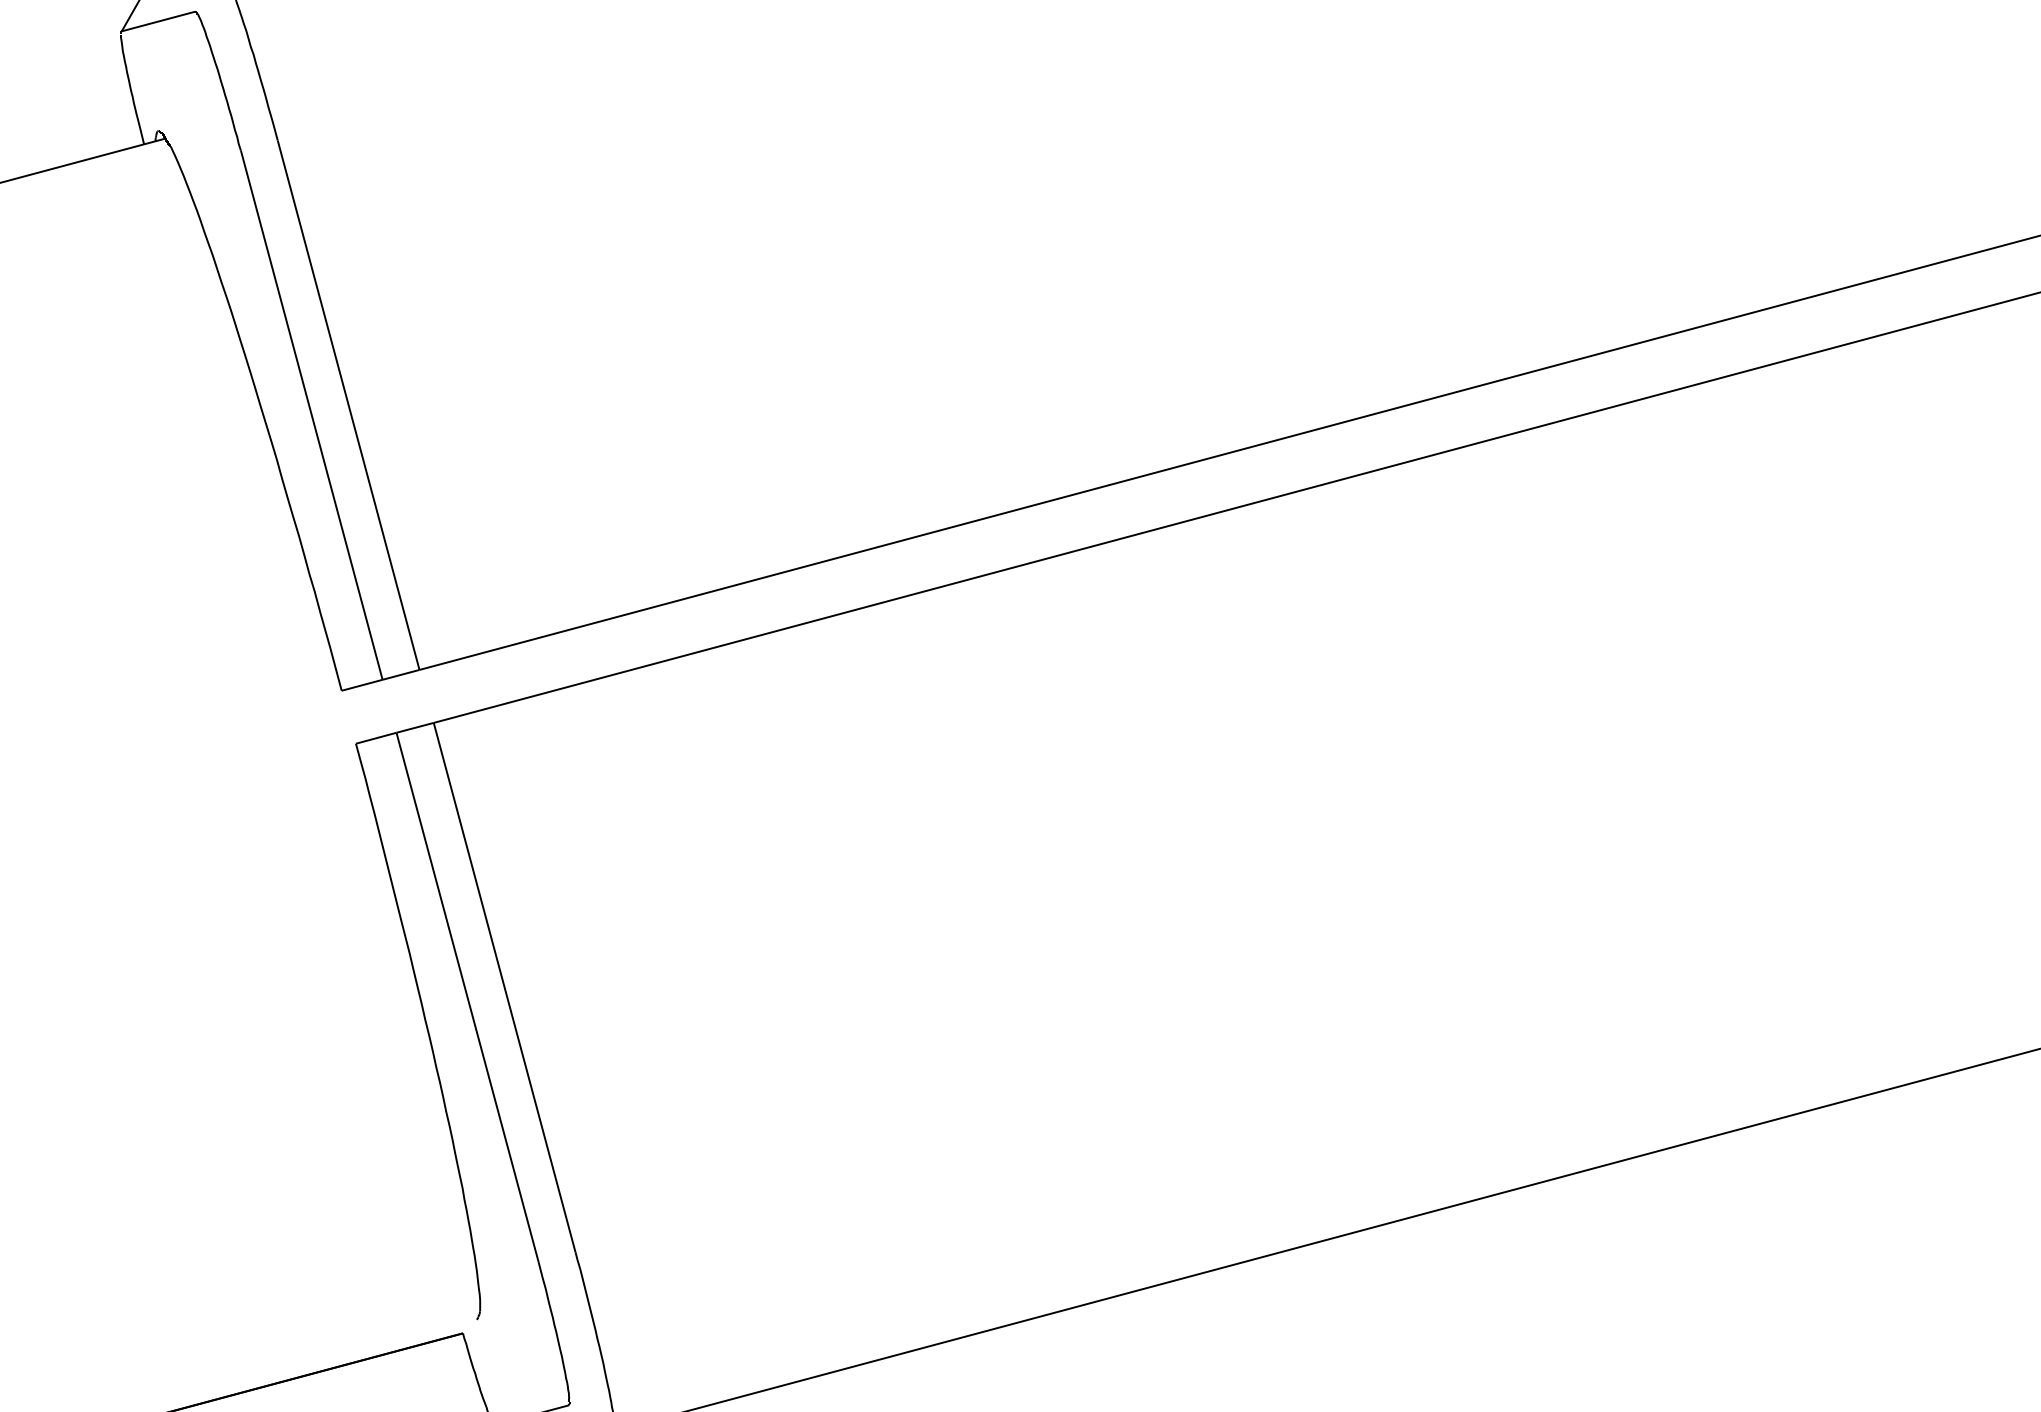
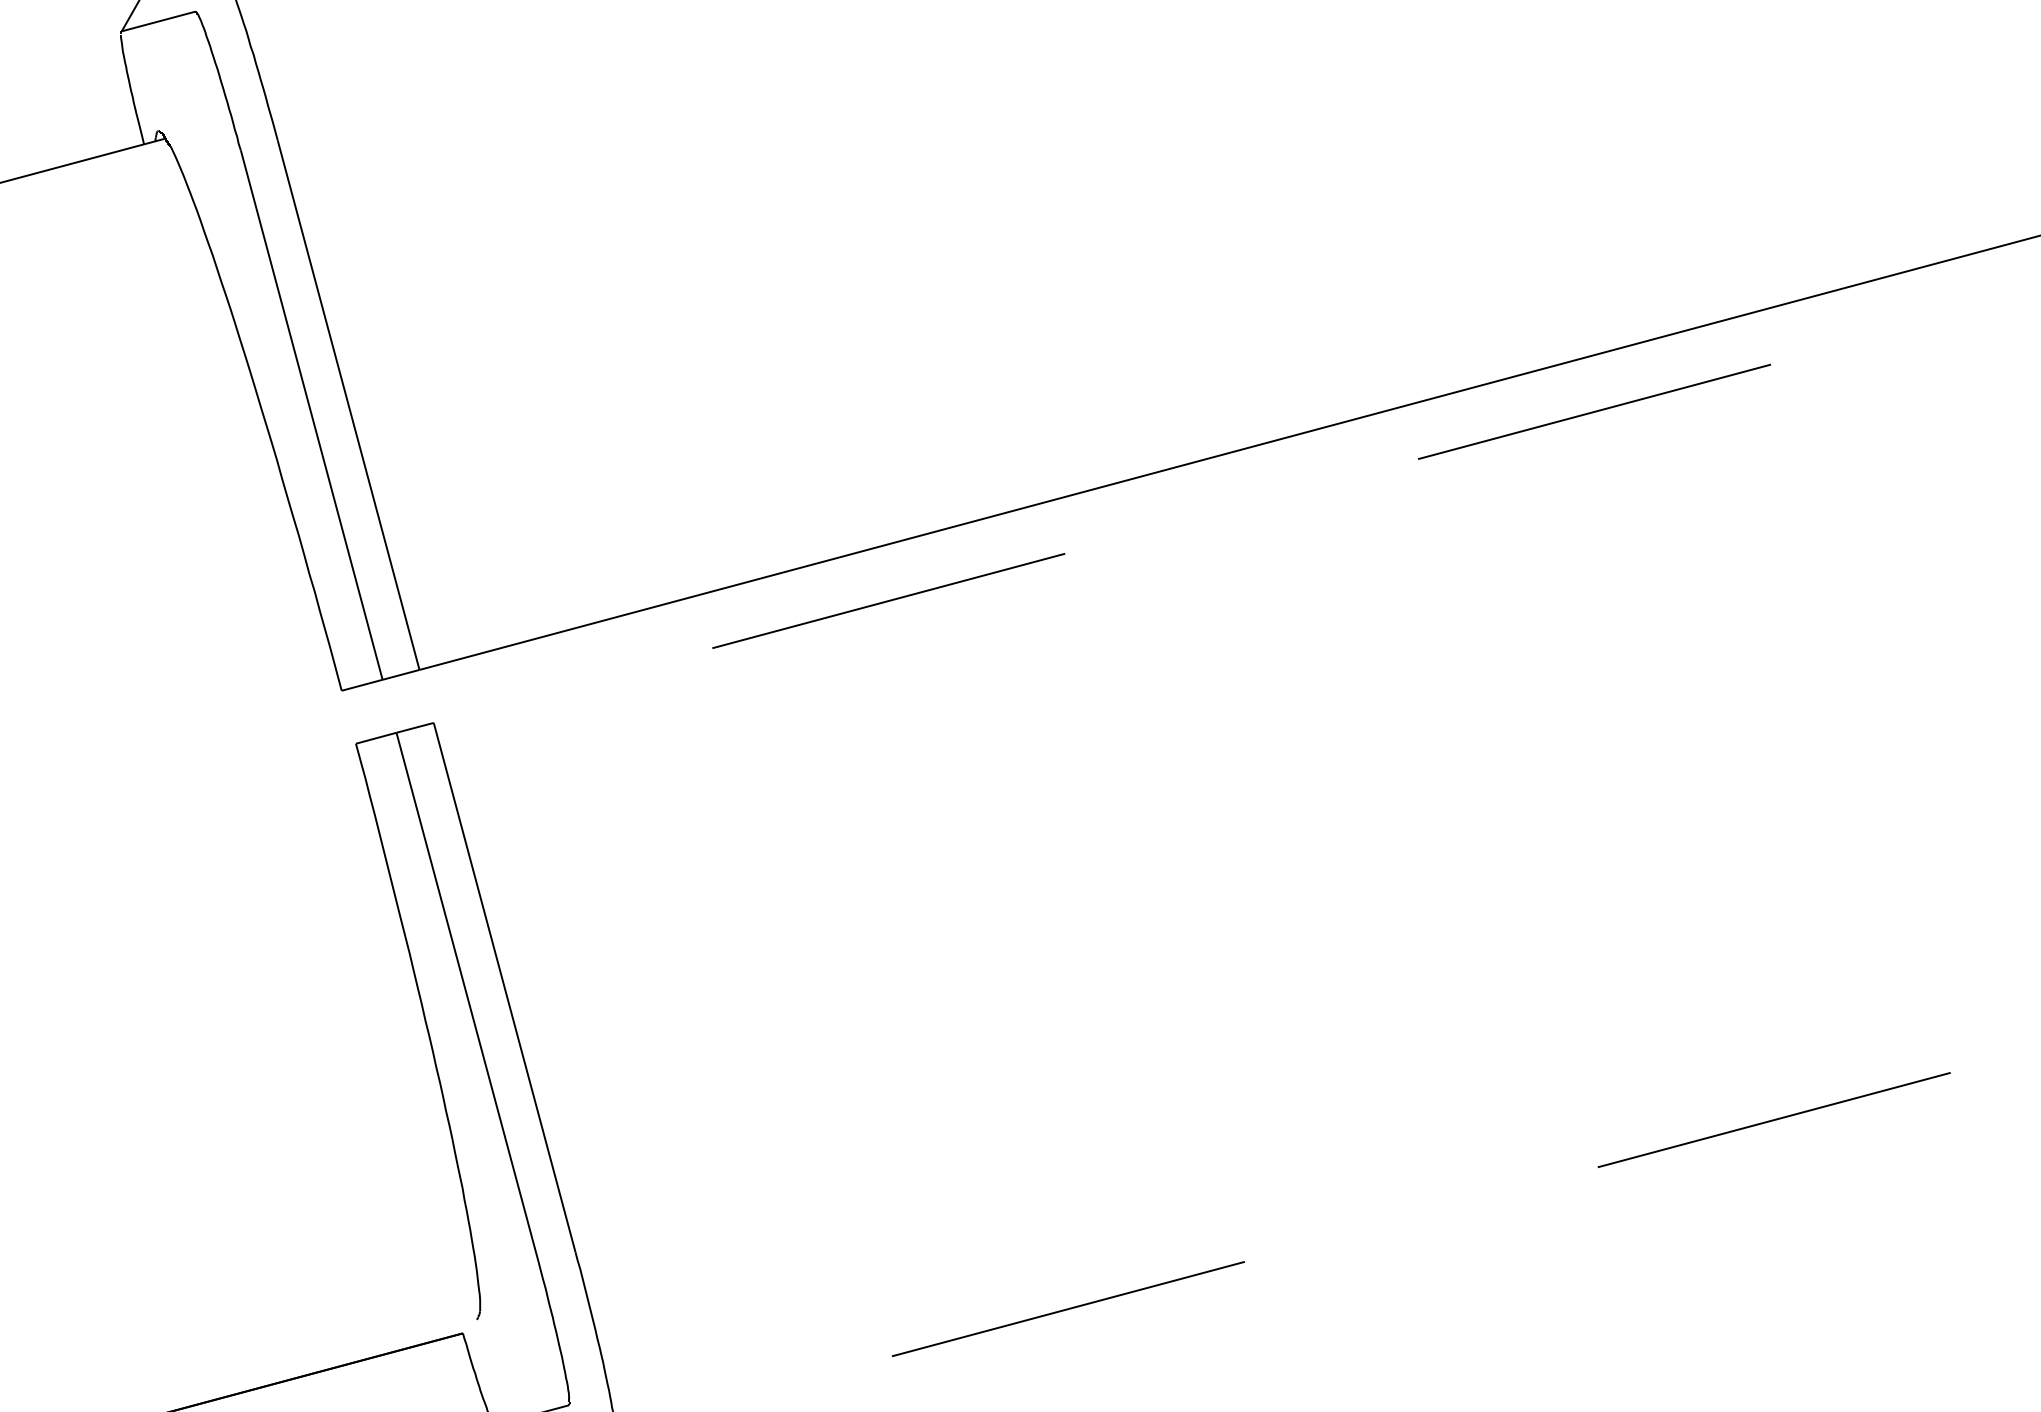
line: solid -> dashed (1237, 507)
line: solid -> dashed (1362, 1230)
